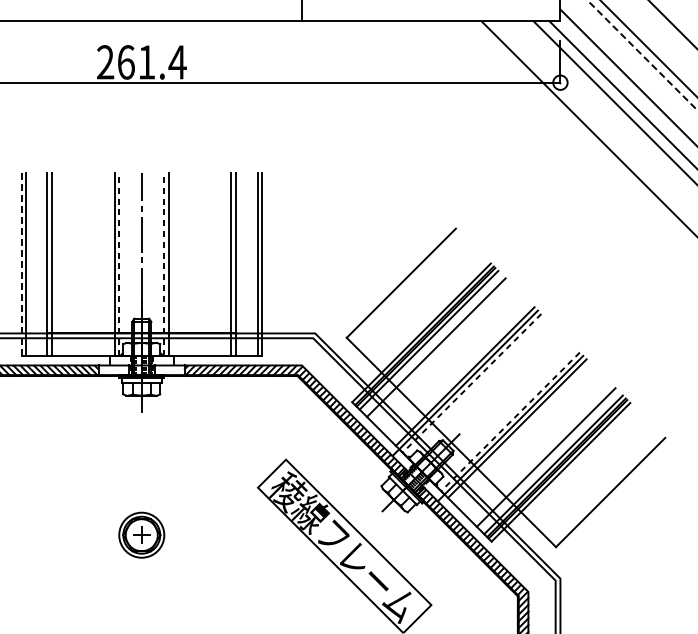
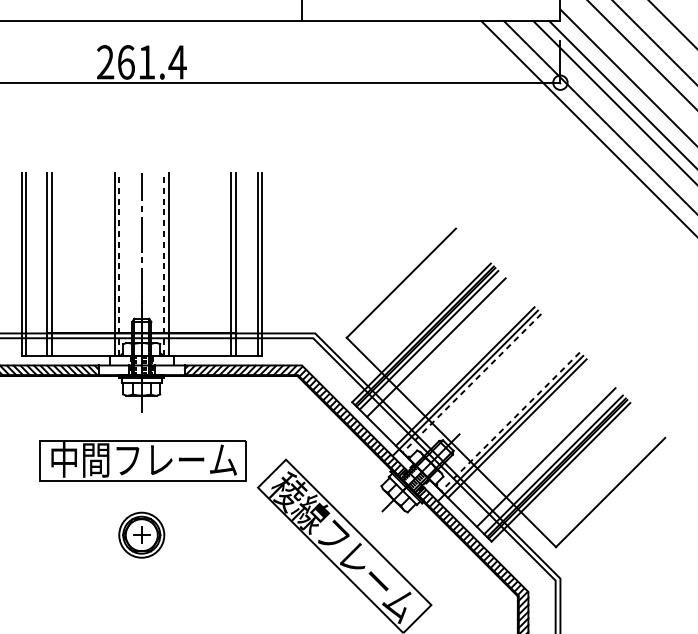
line position: (648, 48) -> (654, 42) (654, 42)
line: dashed -> solid (642, 55)
line: none -> present (599, 116)
line: dashed -> solid (21, 264)
part: none -> present (142, 460)
